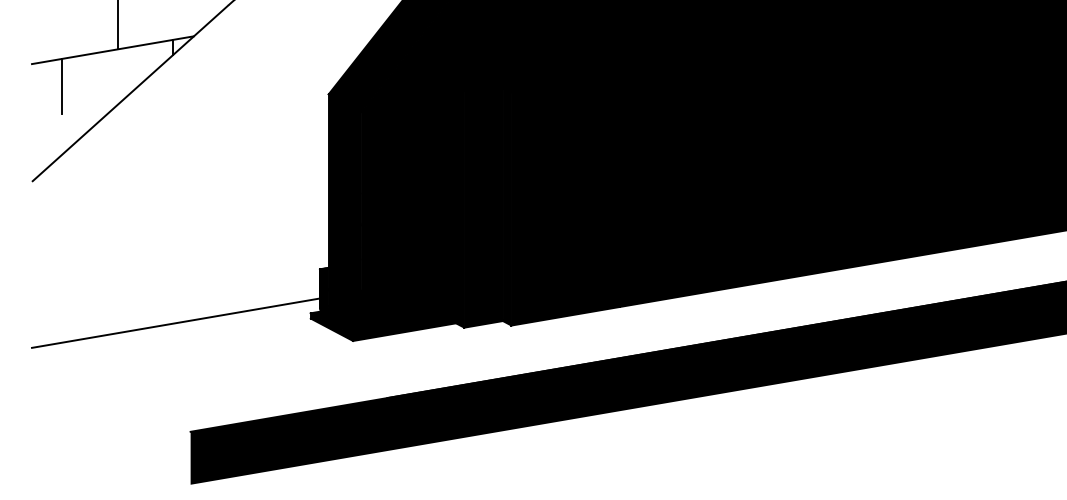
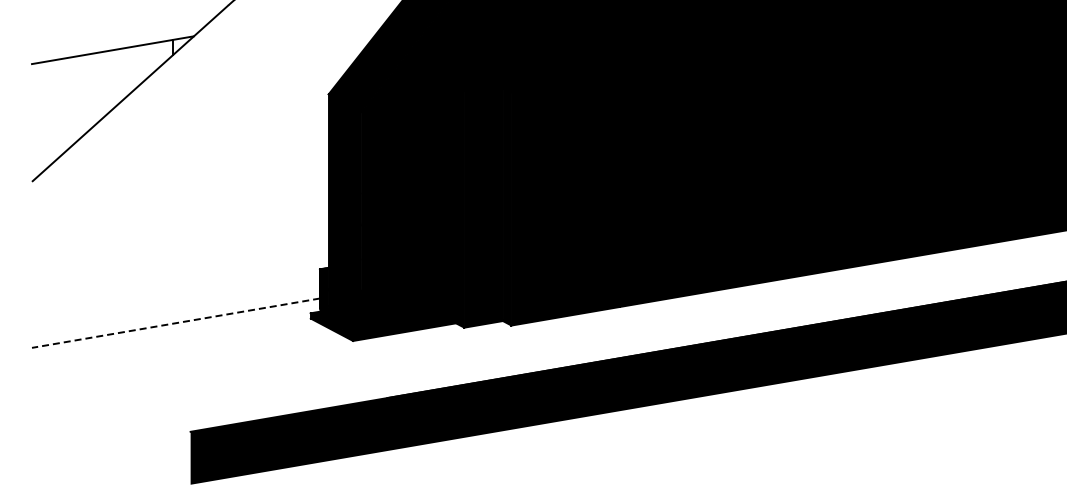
line: present -> none (117, 25)
line: present -> none (62, 86)
line: solid -> dashed (175, 323)
